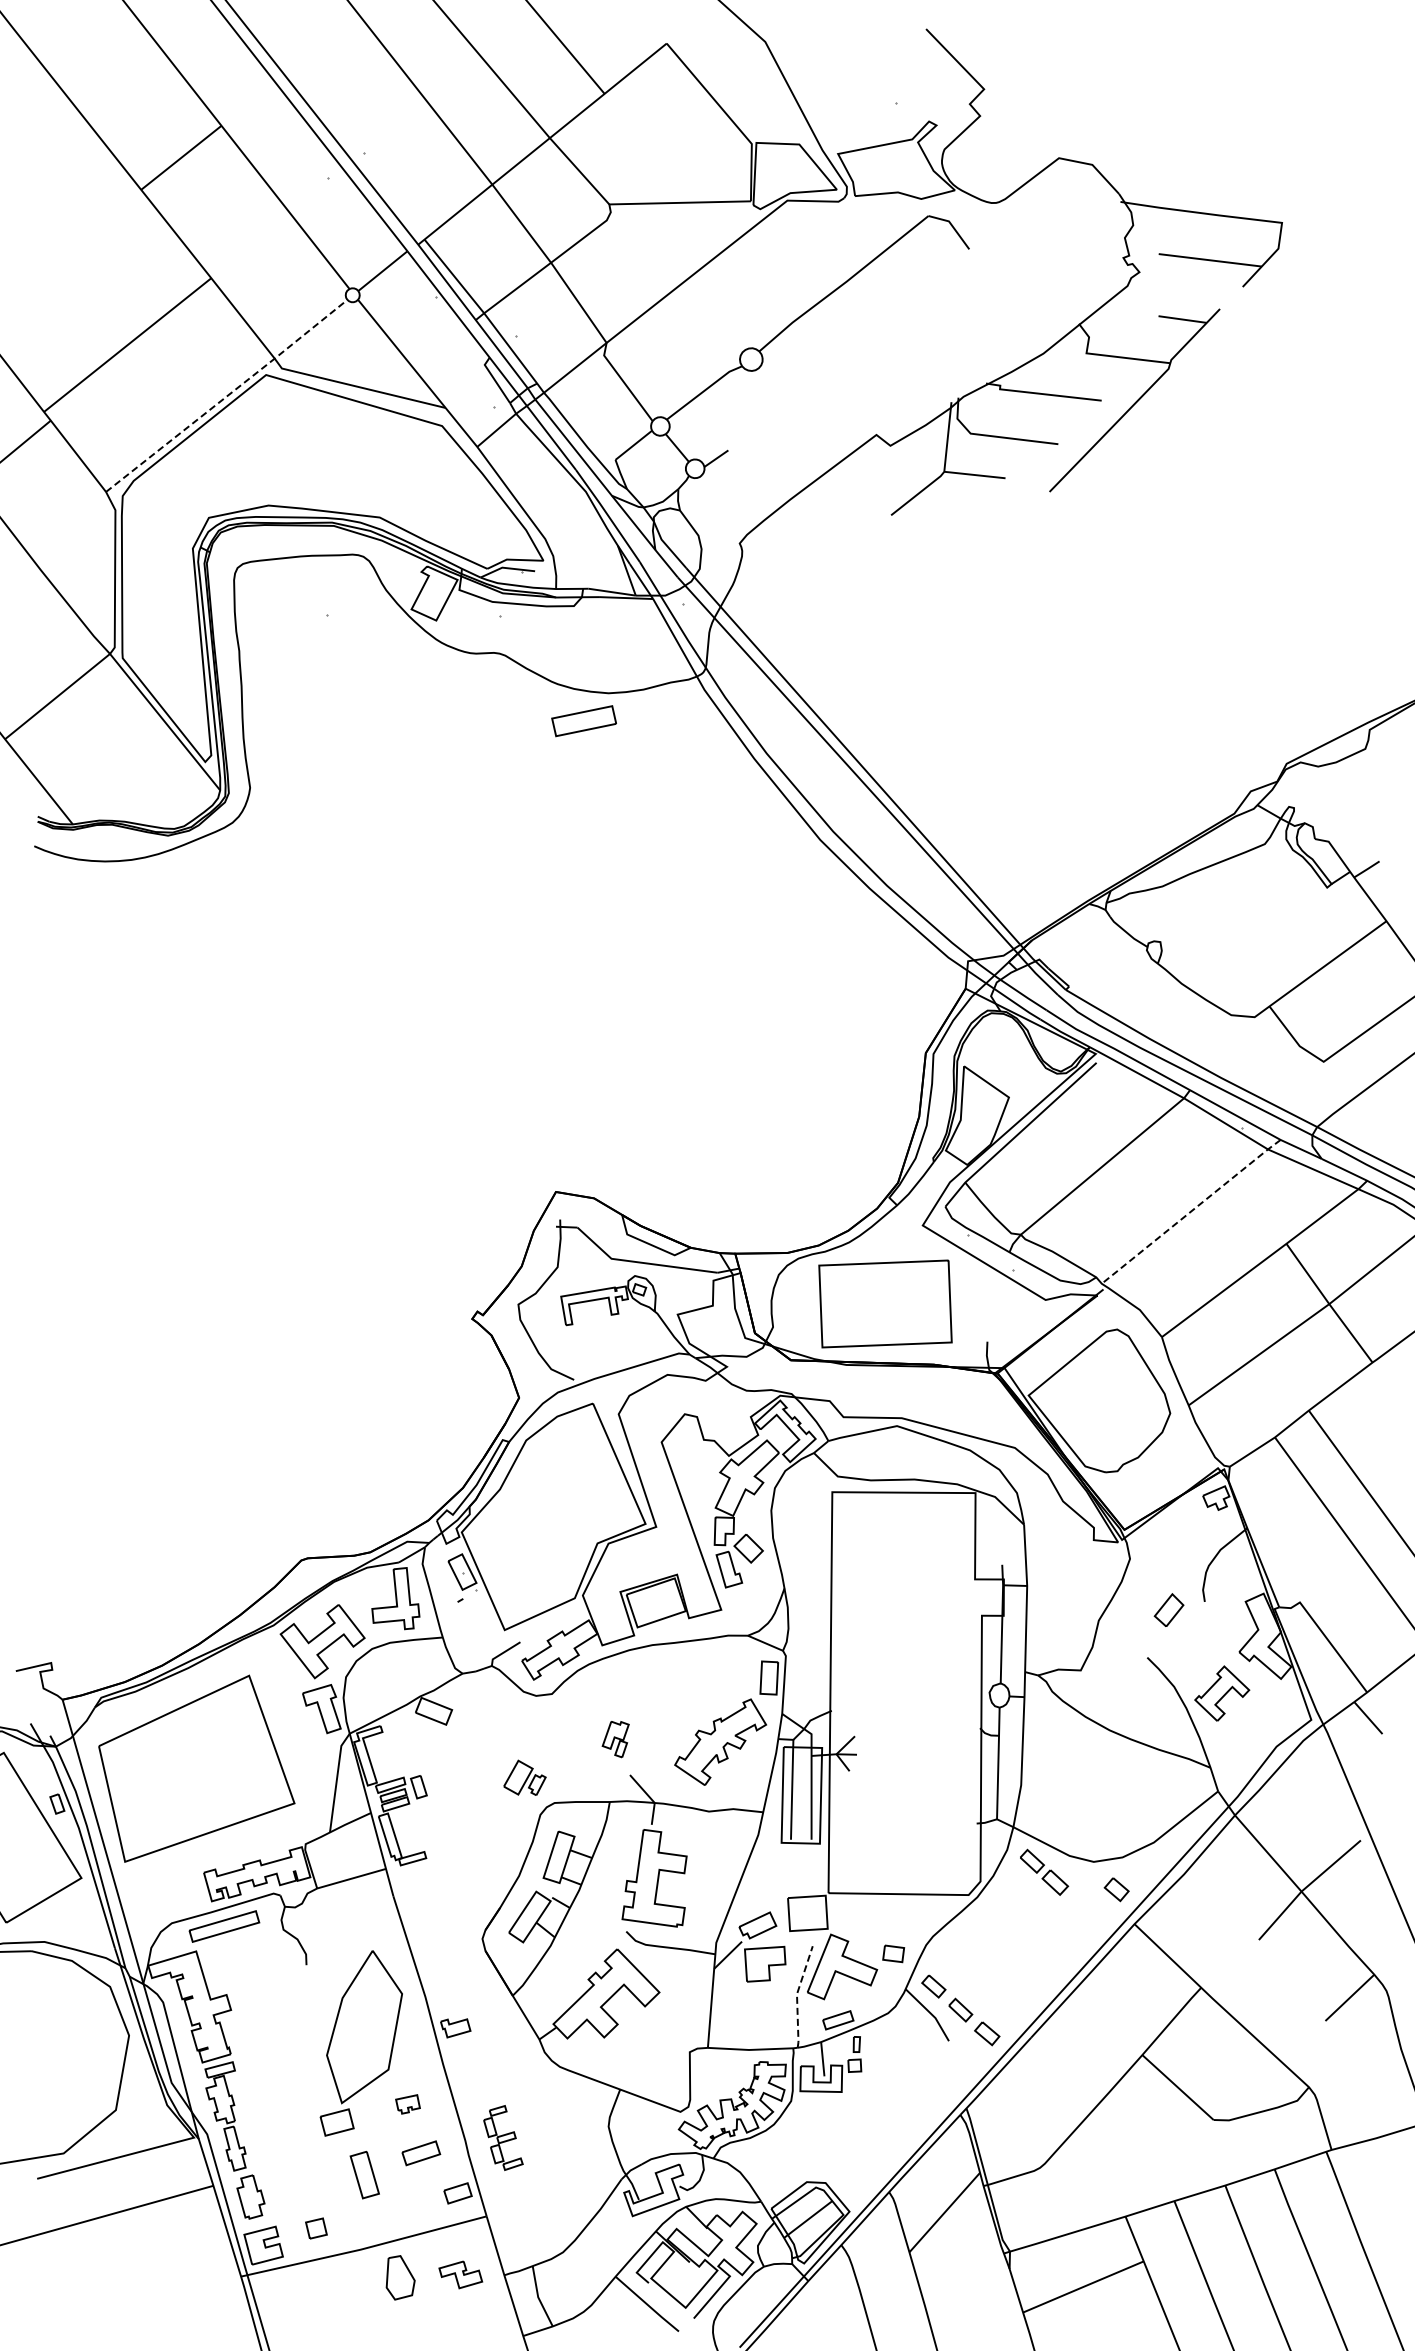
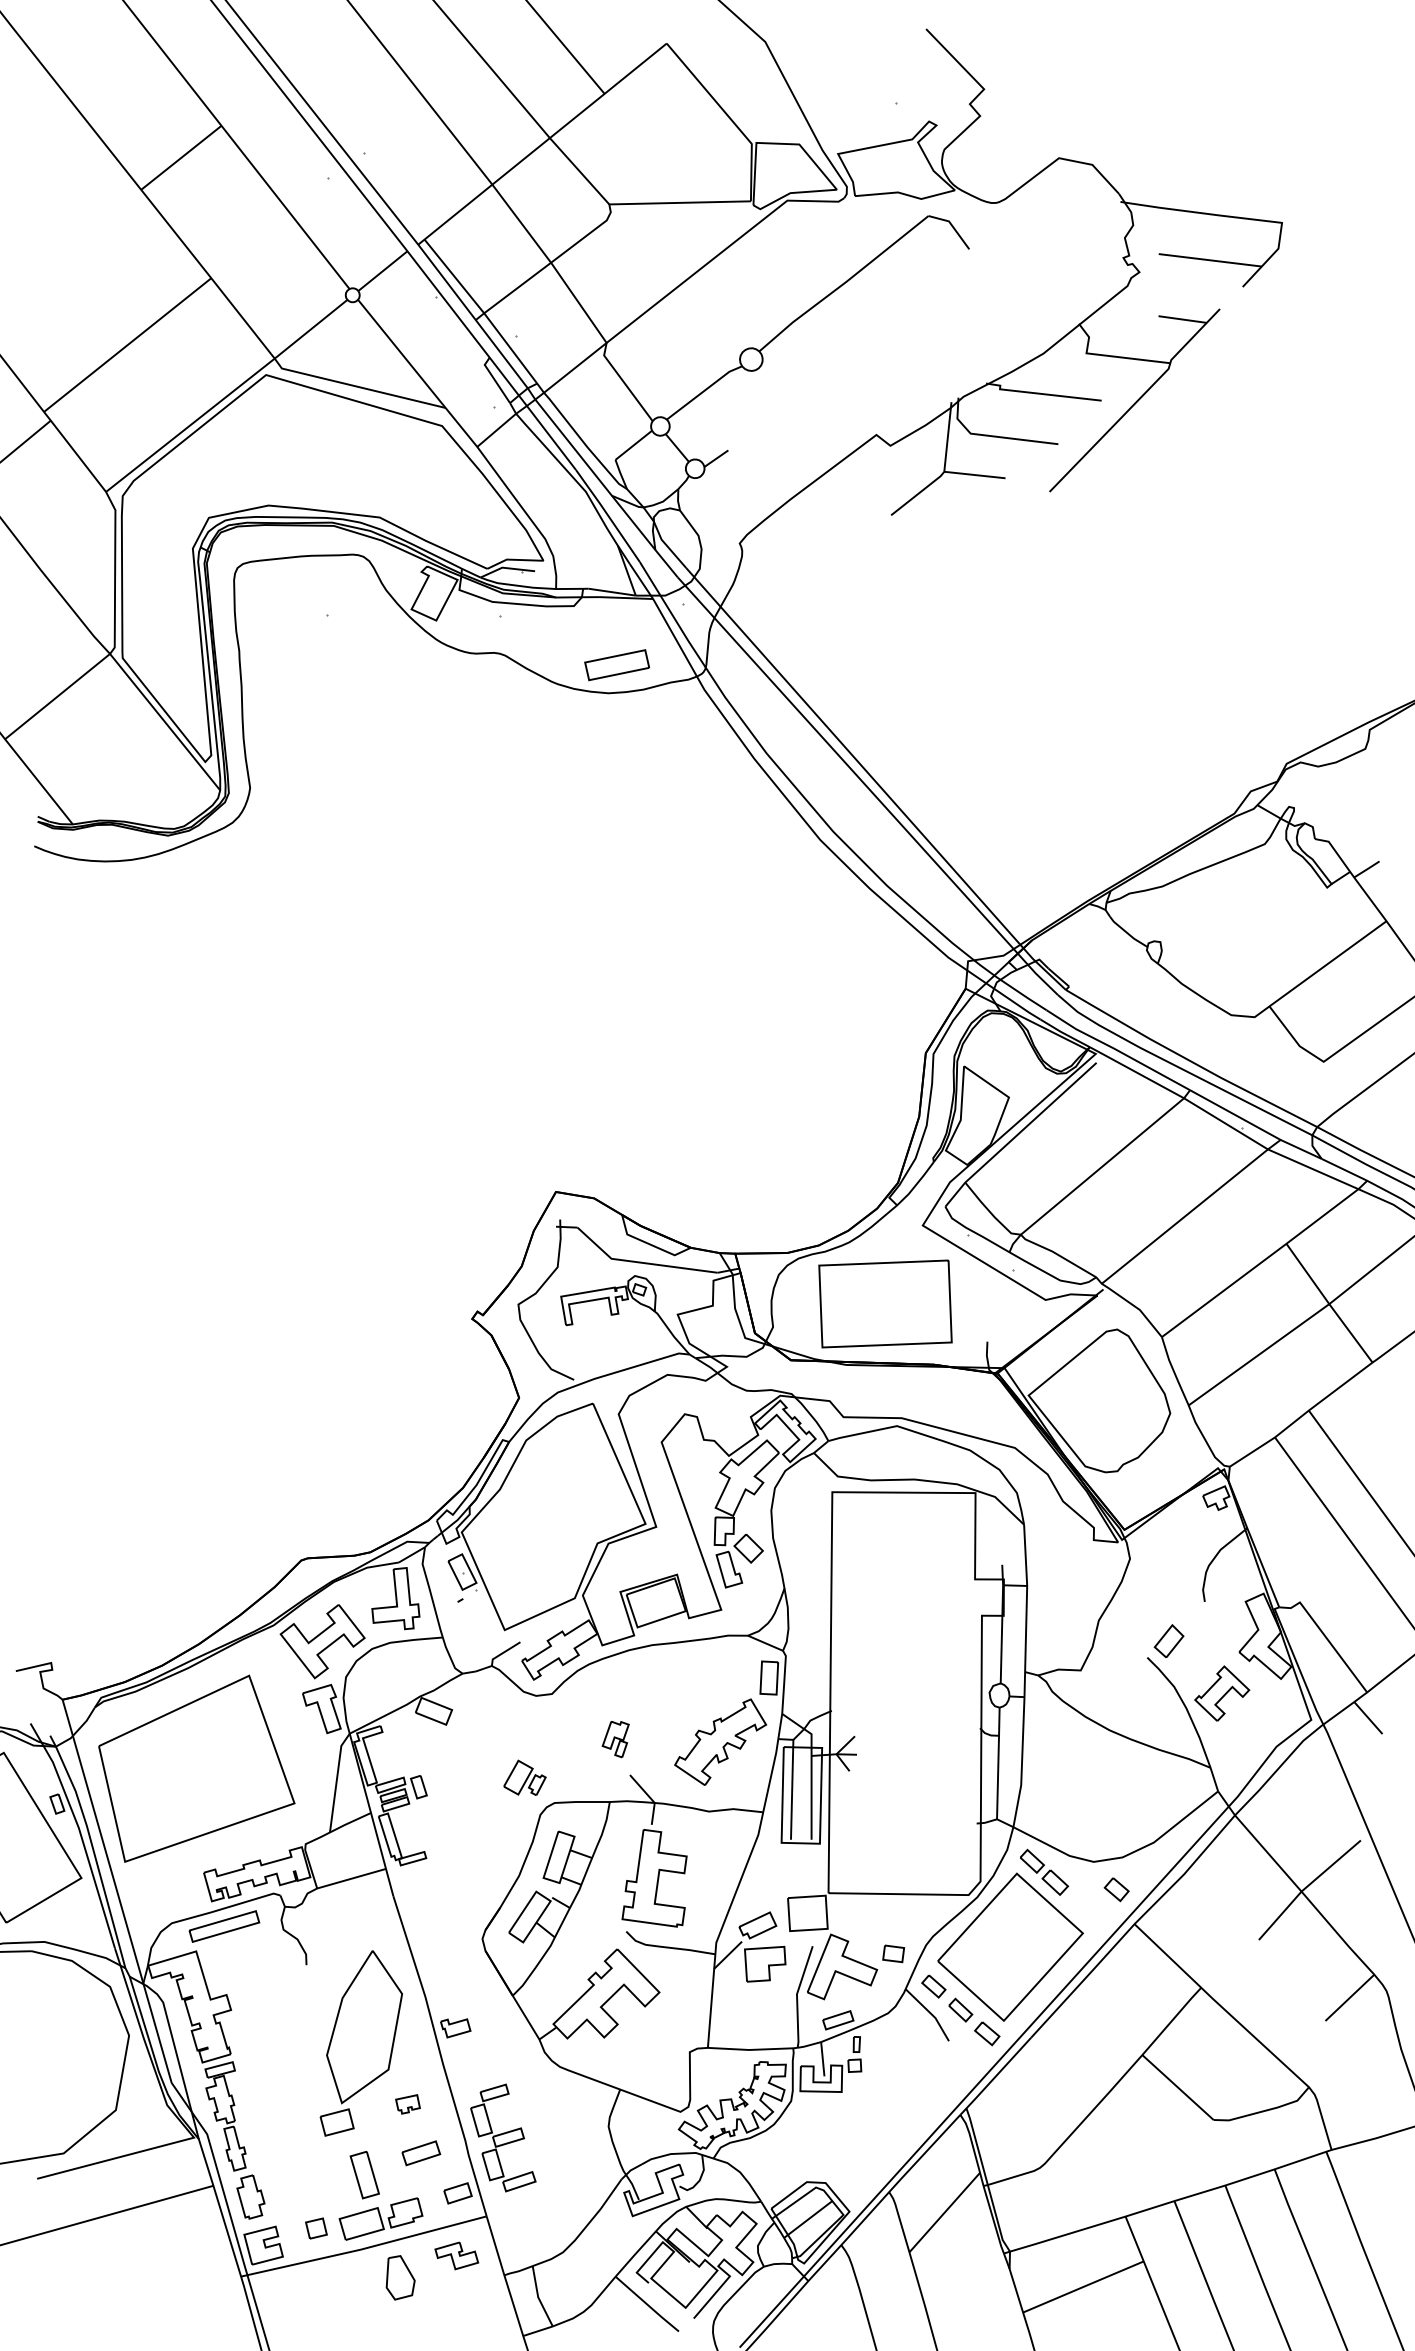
line: dashed -> solid (227, 395)
part position: (583, 721) -> (616, 665) (616, 665)
line: dashed -> solid (1191, 1211)
part position: (1168, 1609) -> (1168, 1640) (1168, 1640)
part: none -> present (1010, 1946)
line: dashed -> solid (797, 1995)
part size: 41x66 px -> 67x110 px (503, 2137)
part: none -> present (380, 2218)
part position: (460, 2274) -> (456, 2255) (456, 2255)
